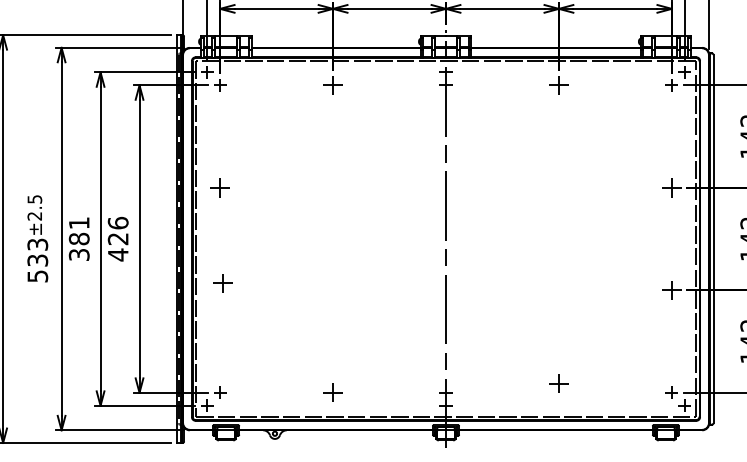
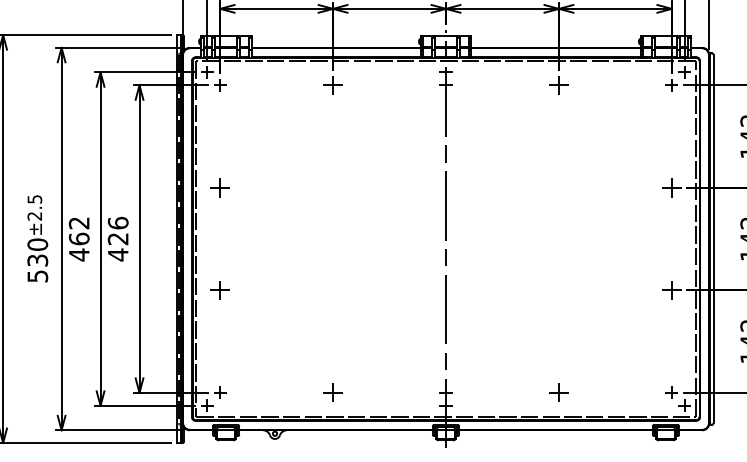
text: 381 -> 462 (78, 239)
text: 533 -> 530 (37, 244)
part position: (222, 283) -> (219, 290) (219, 290)
part position: (558, 383) -> (558, 392) (558, 392)
